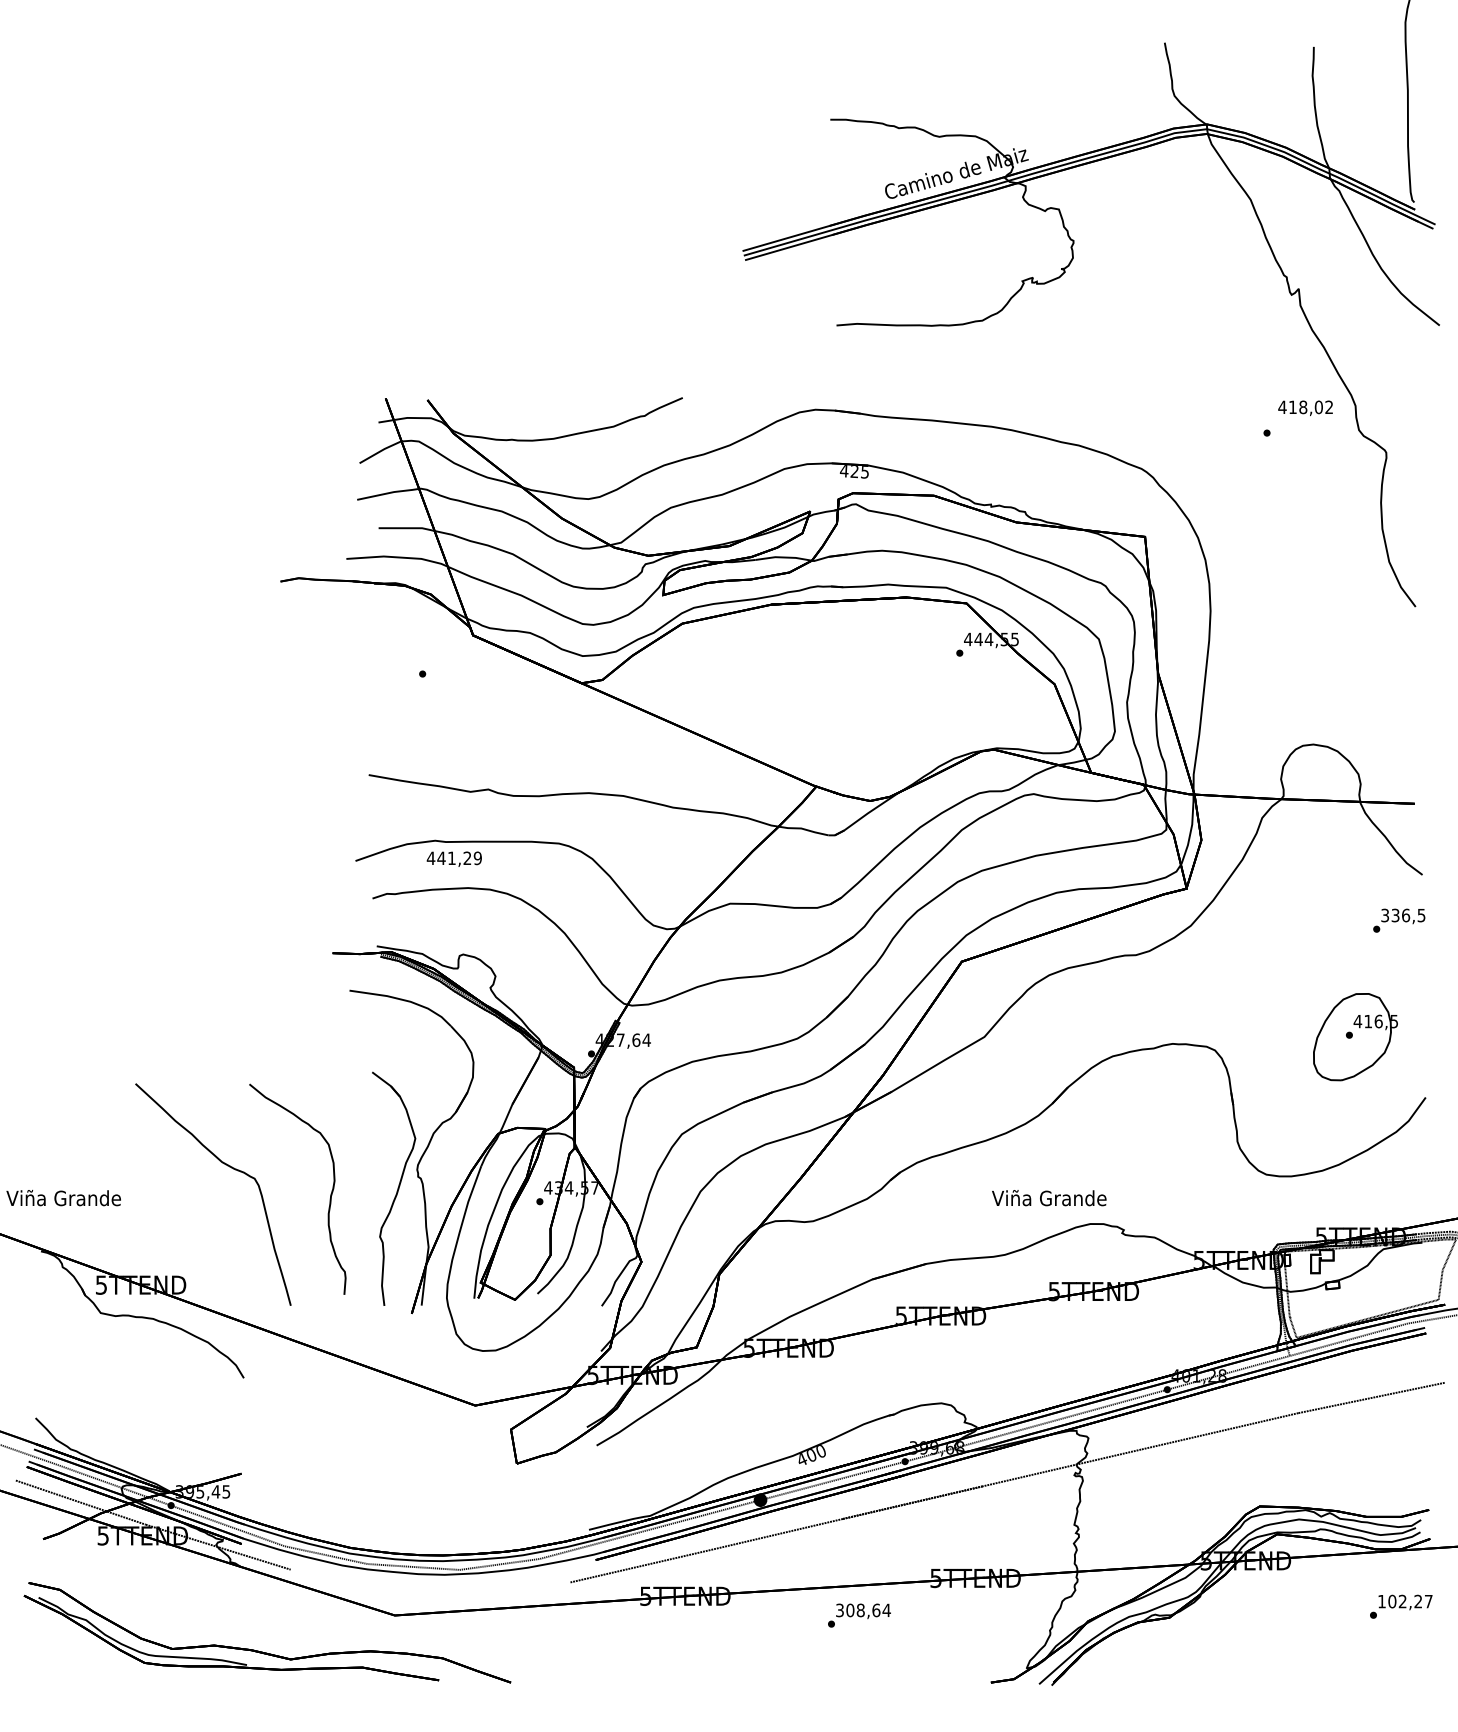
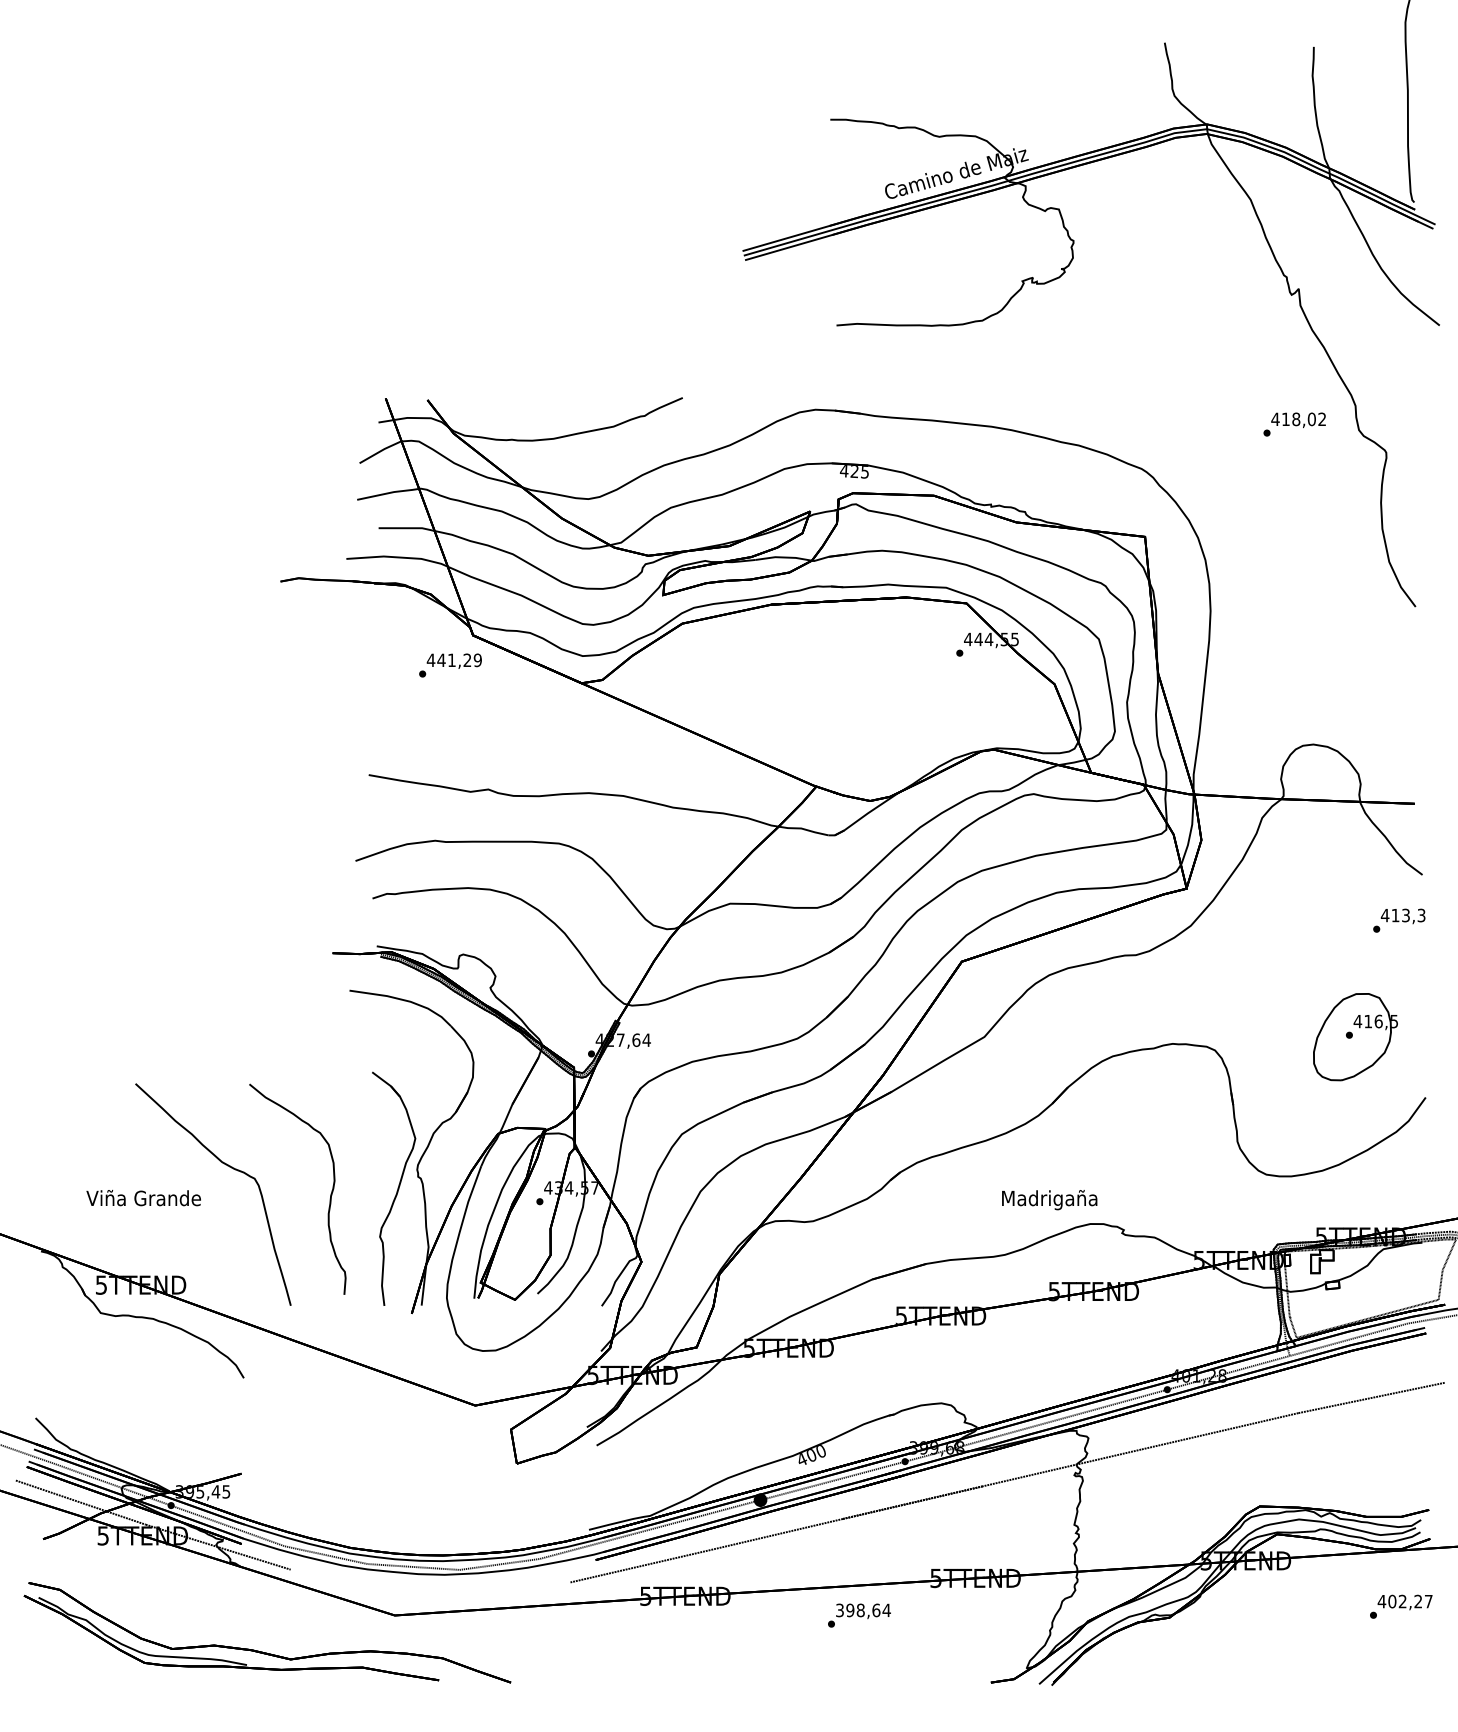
text position: (1305, 407) -> (1298, 419) (1298, 419)
text position: (453, 858) -> (453, 660) (453, 660)
text: 336,5 -> 413,3 (1402, 915)
text position: (63, 1198) -> (143, 1198) (143, 1198)
text: Viña Grande -> Madrigaña (1049, 1200)
text: 102,27 -> 402,27 (1381, 1601)
text: 308,64 -> 398,64 (850, 1610)
